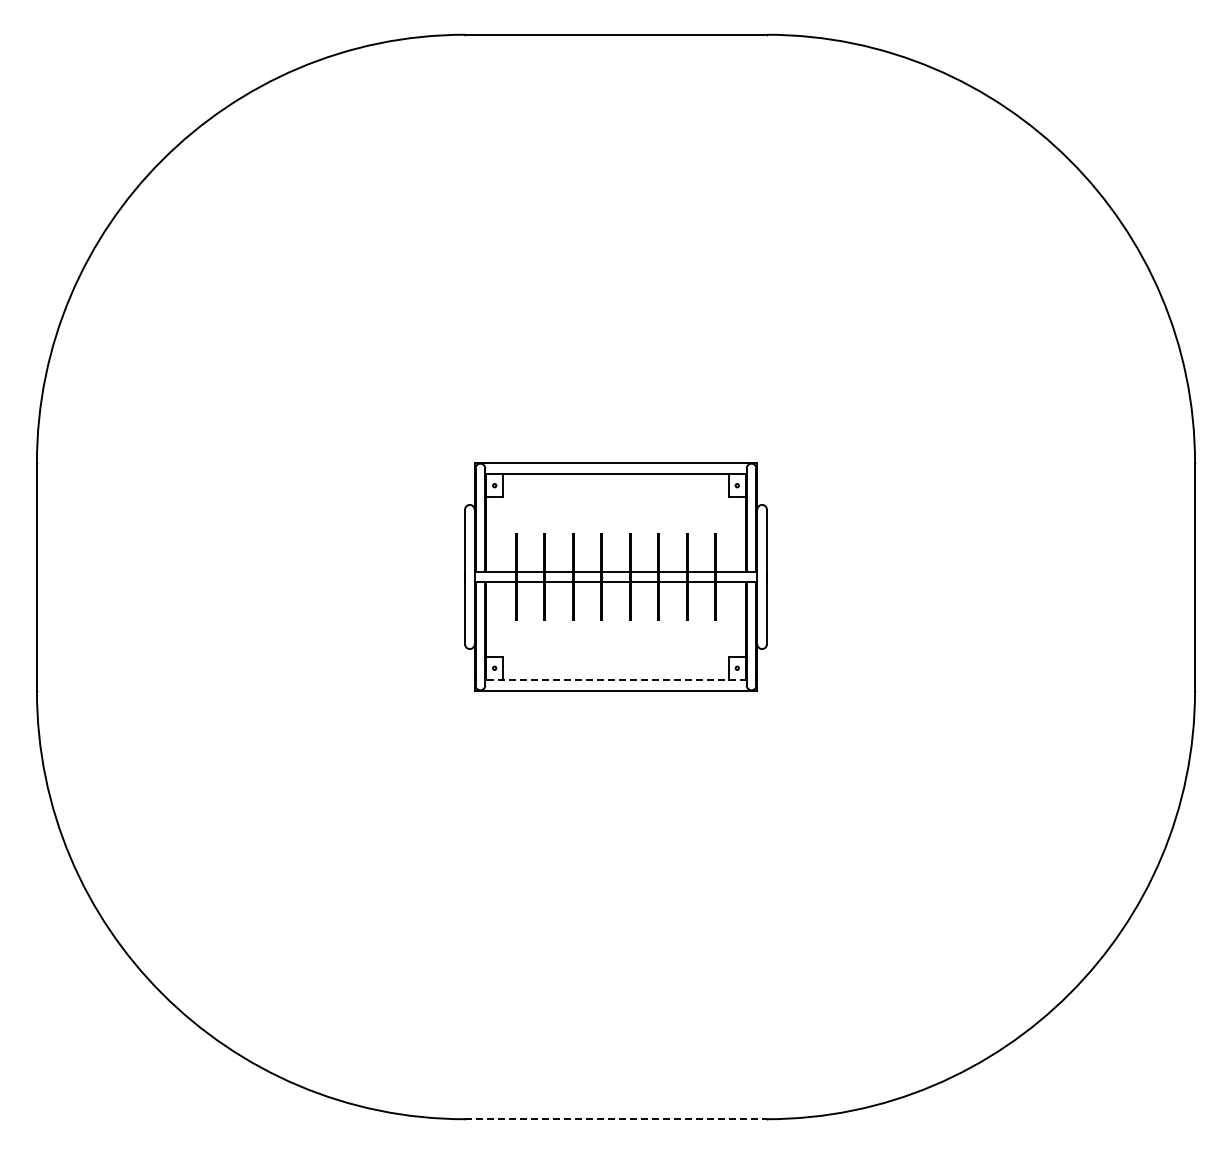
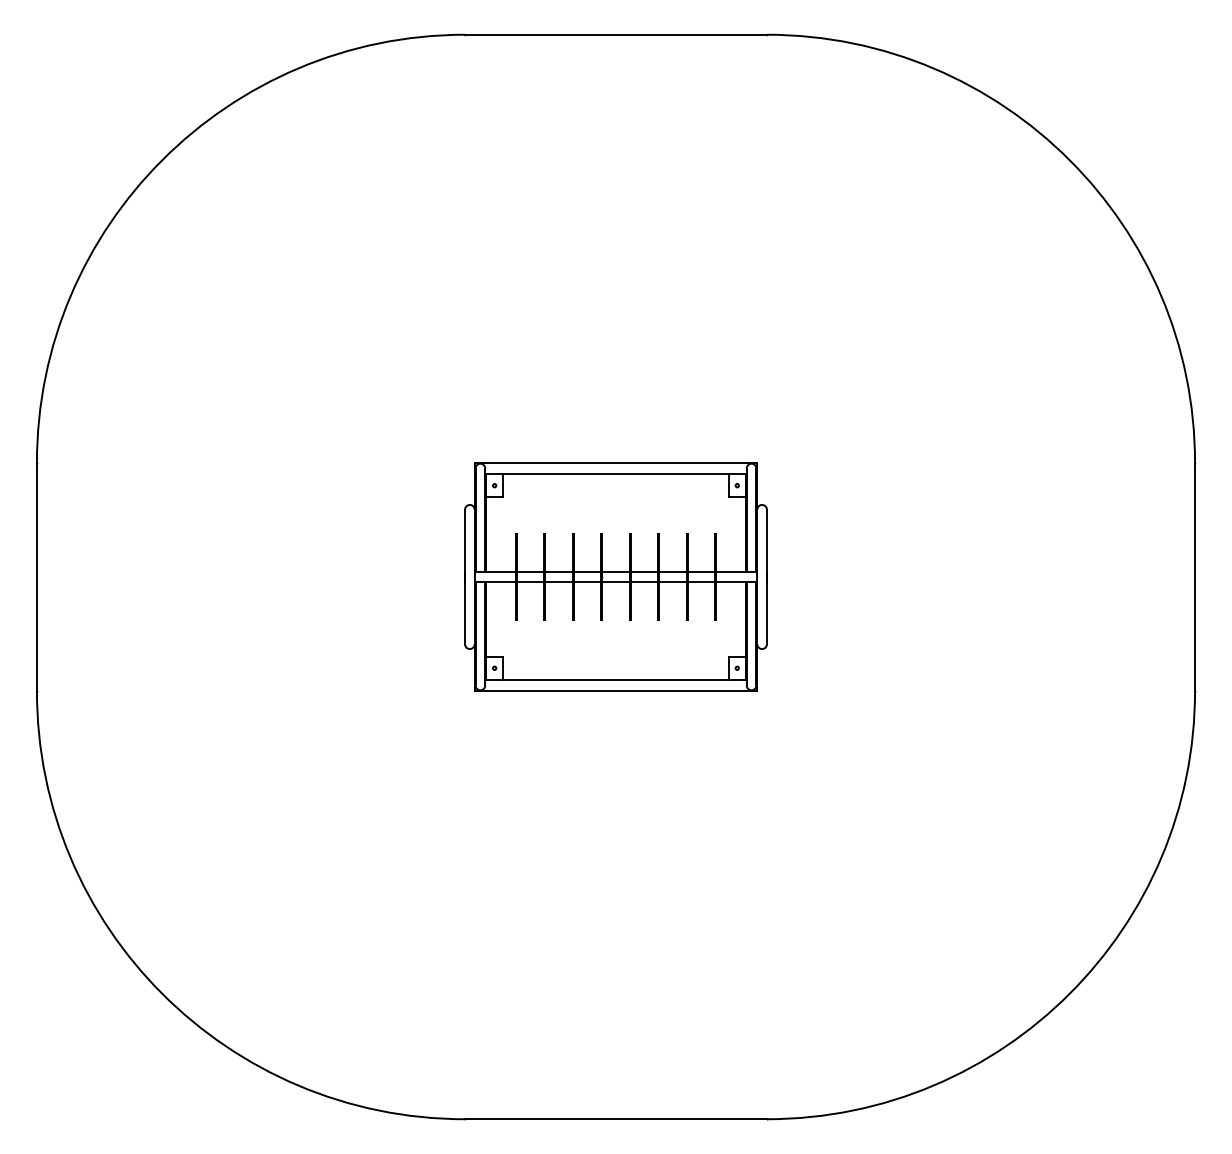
line: dashed -> solid (615, 679)
line: dashed -> solid (616, 1119)
